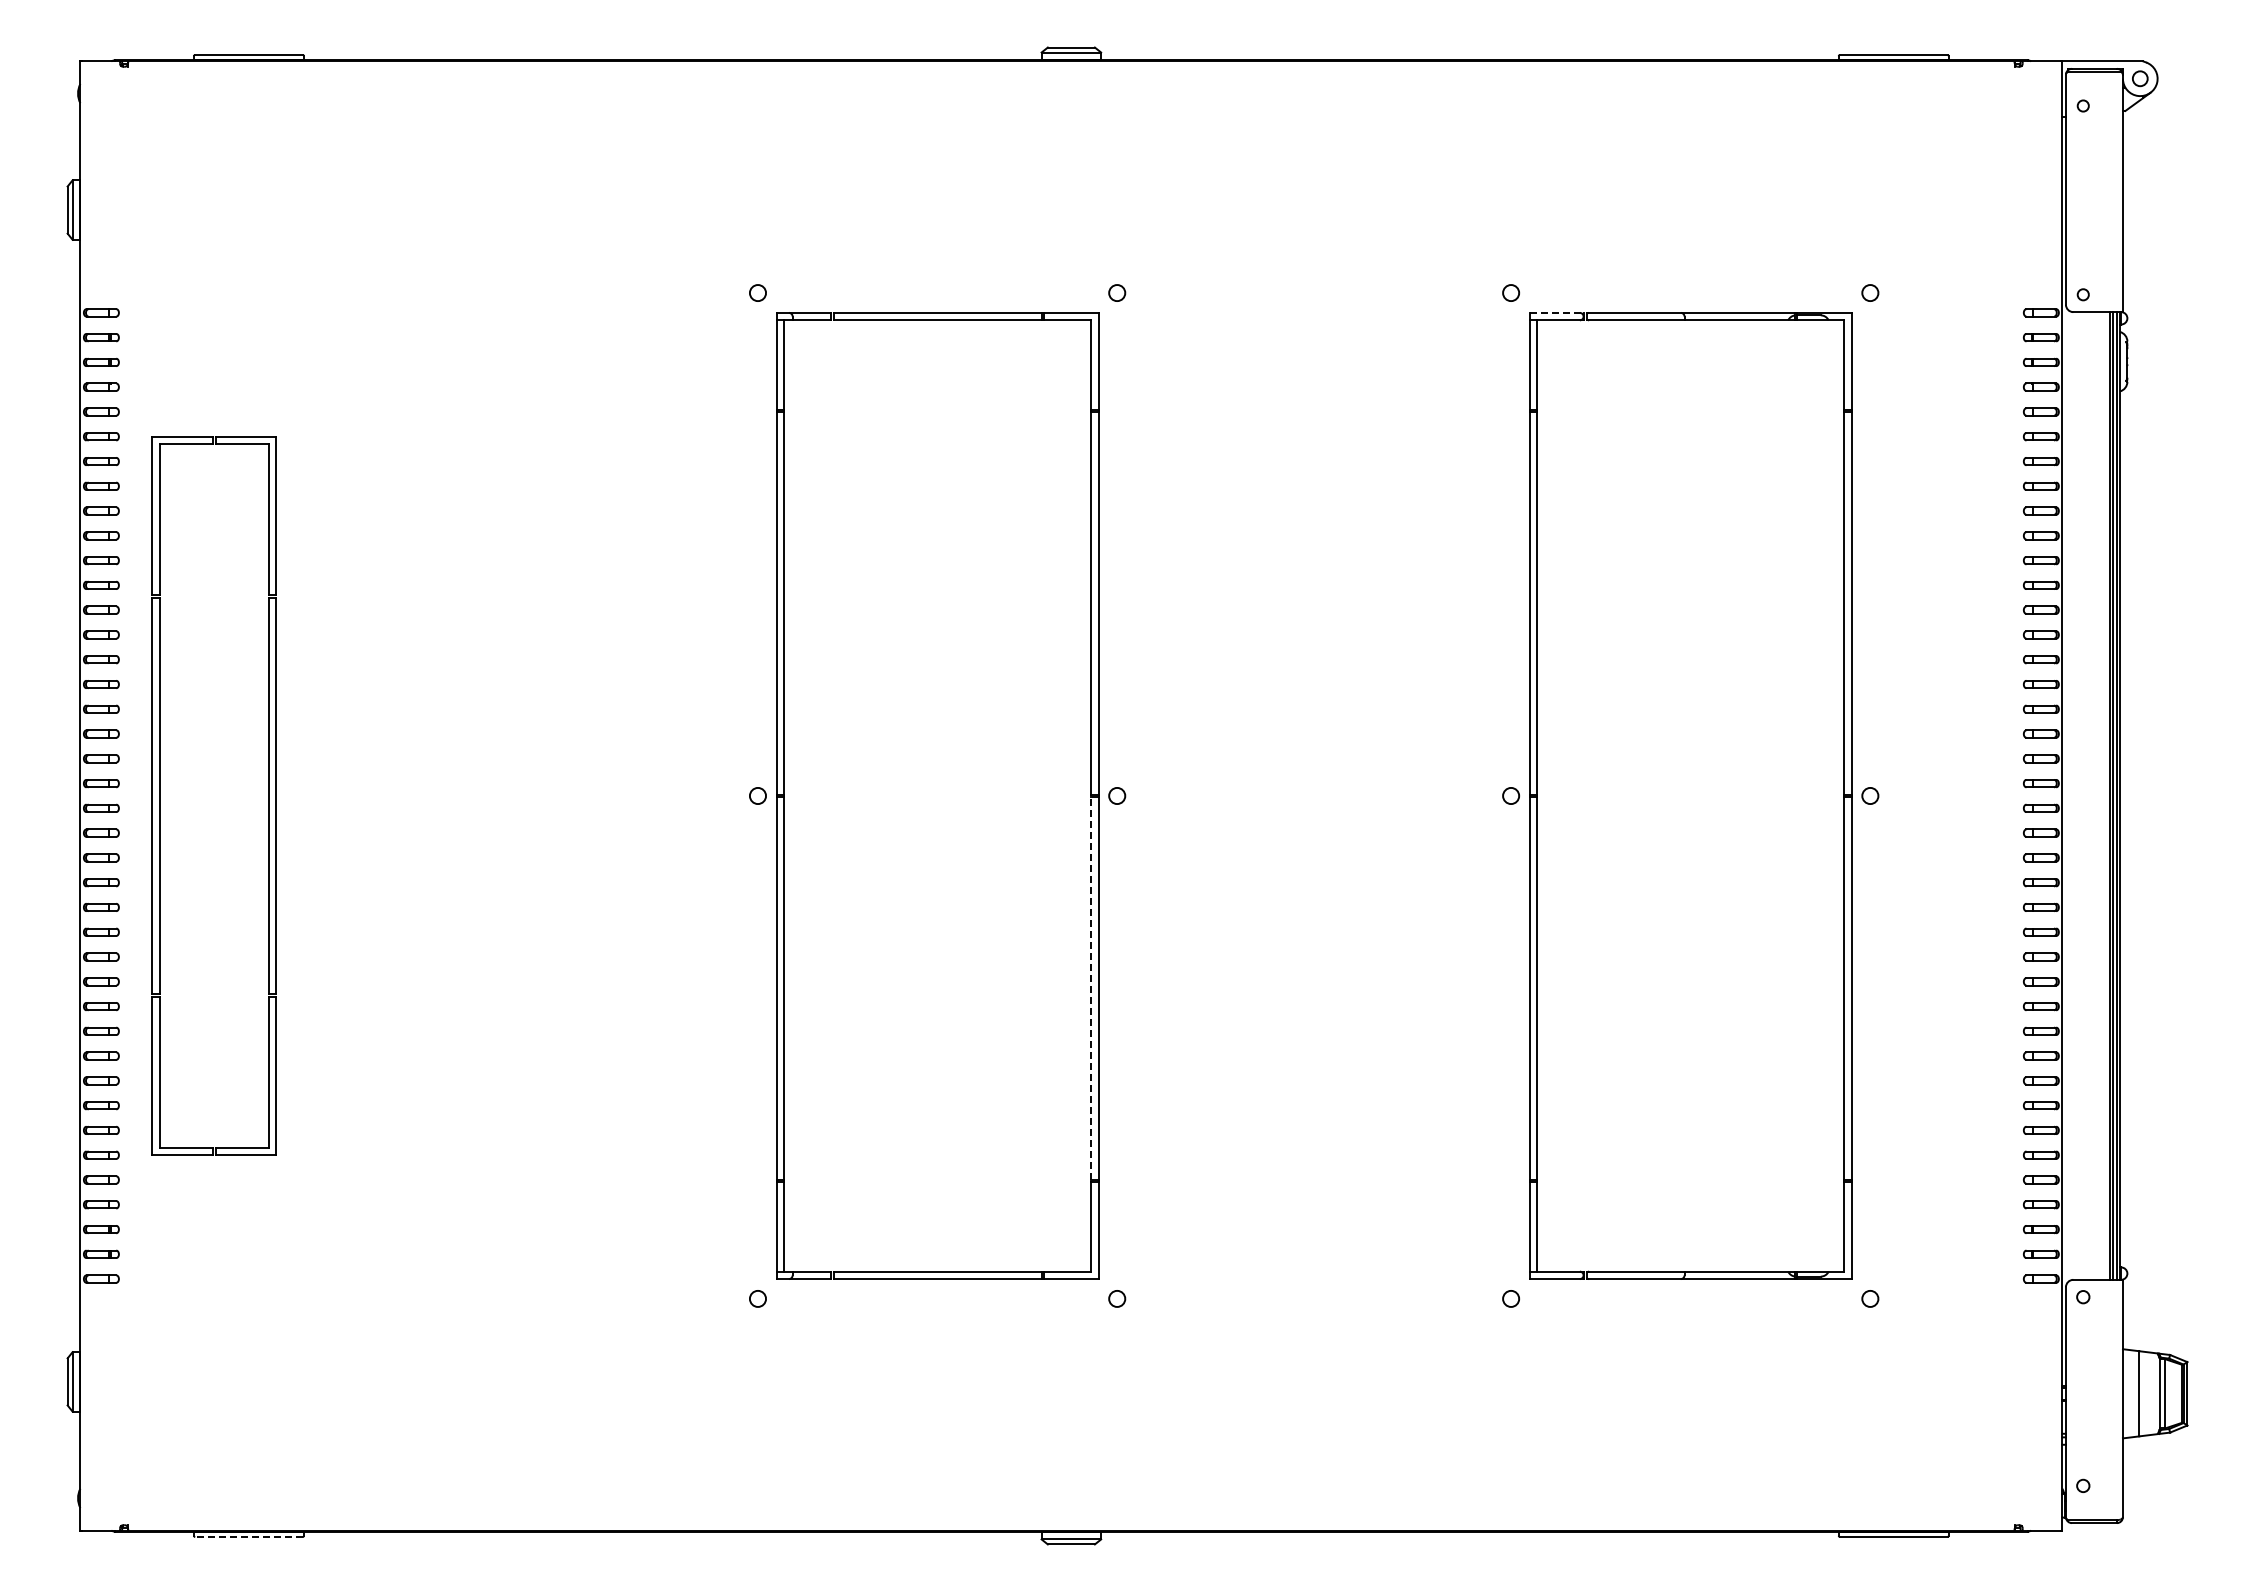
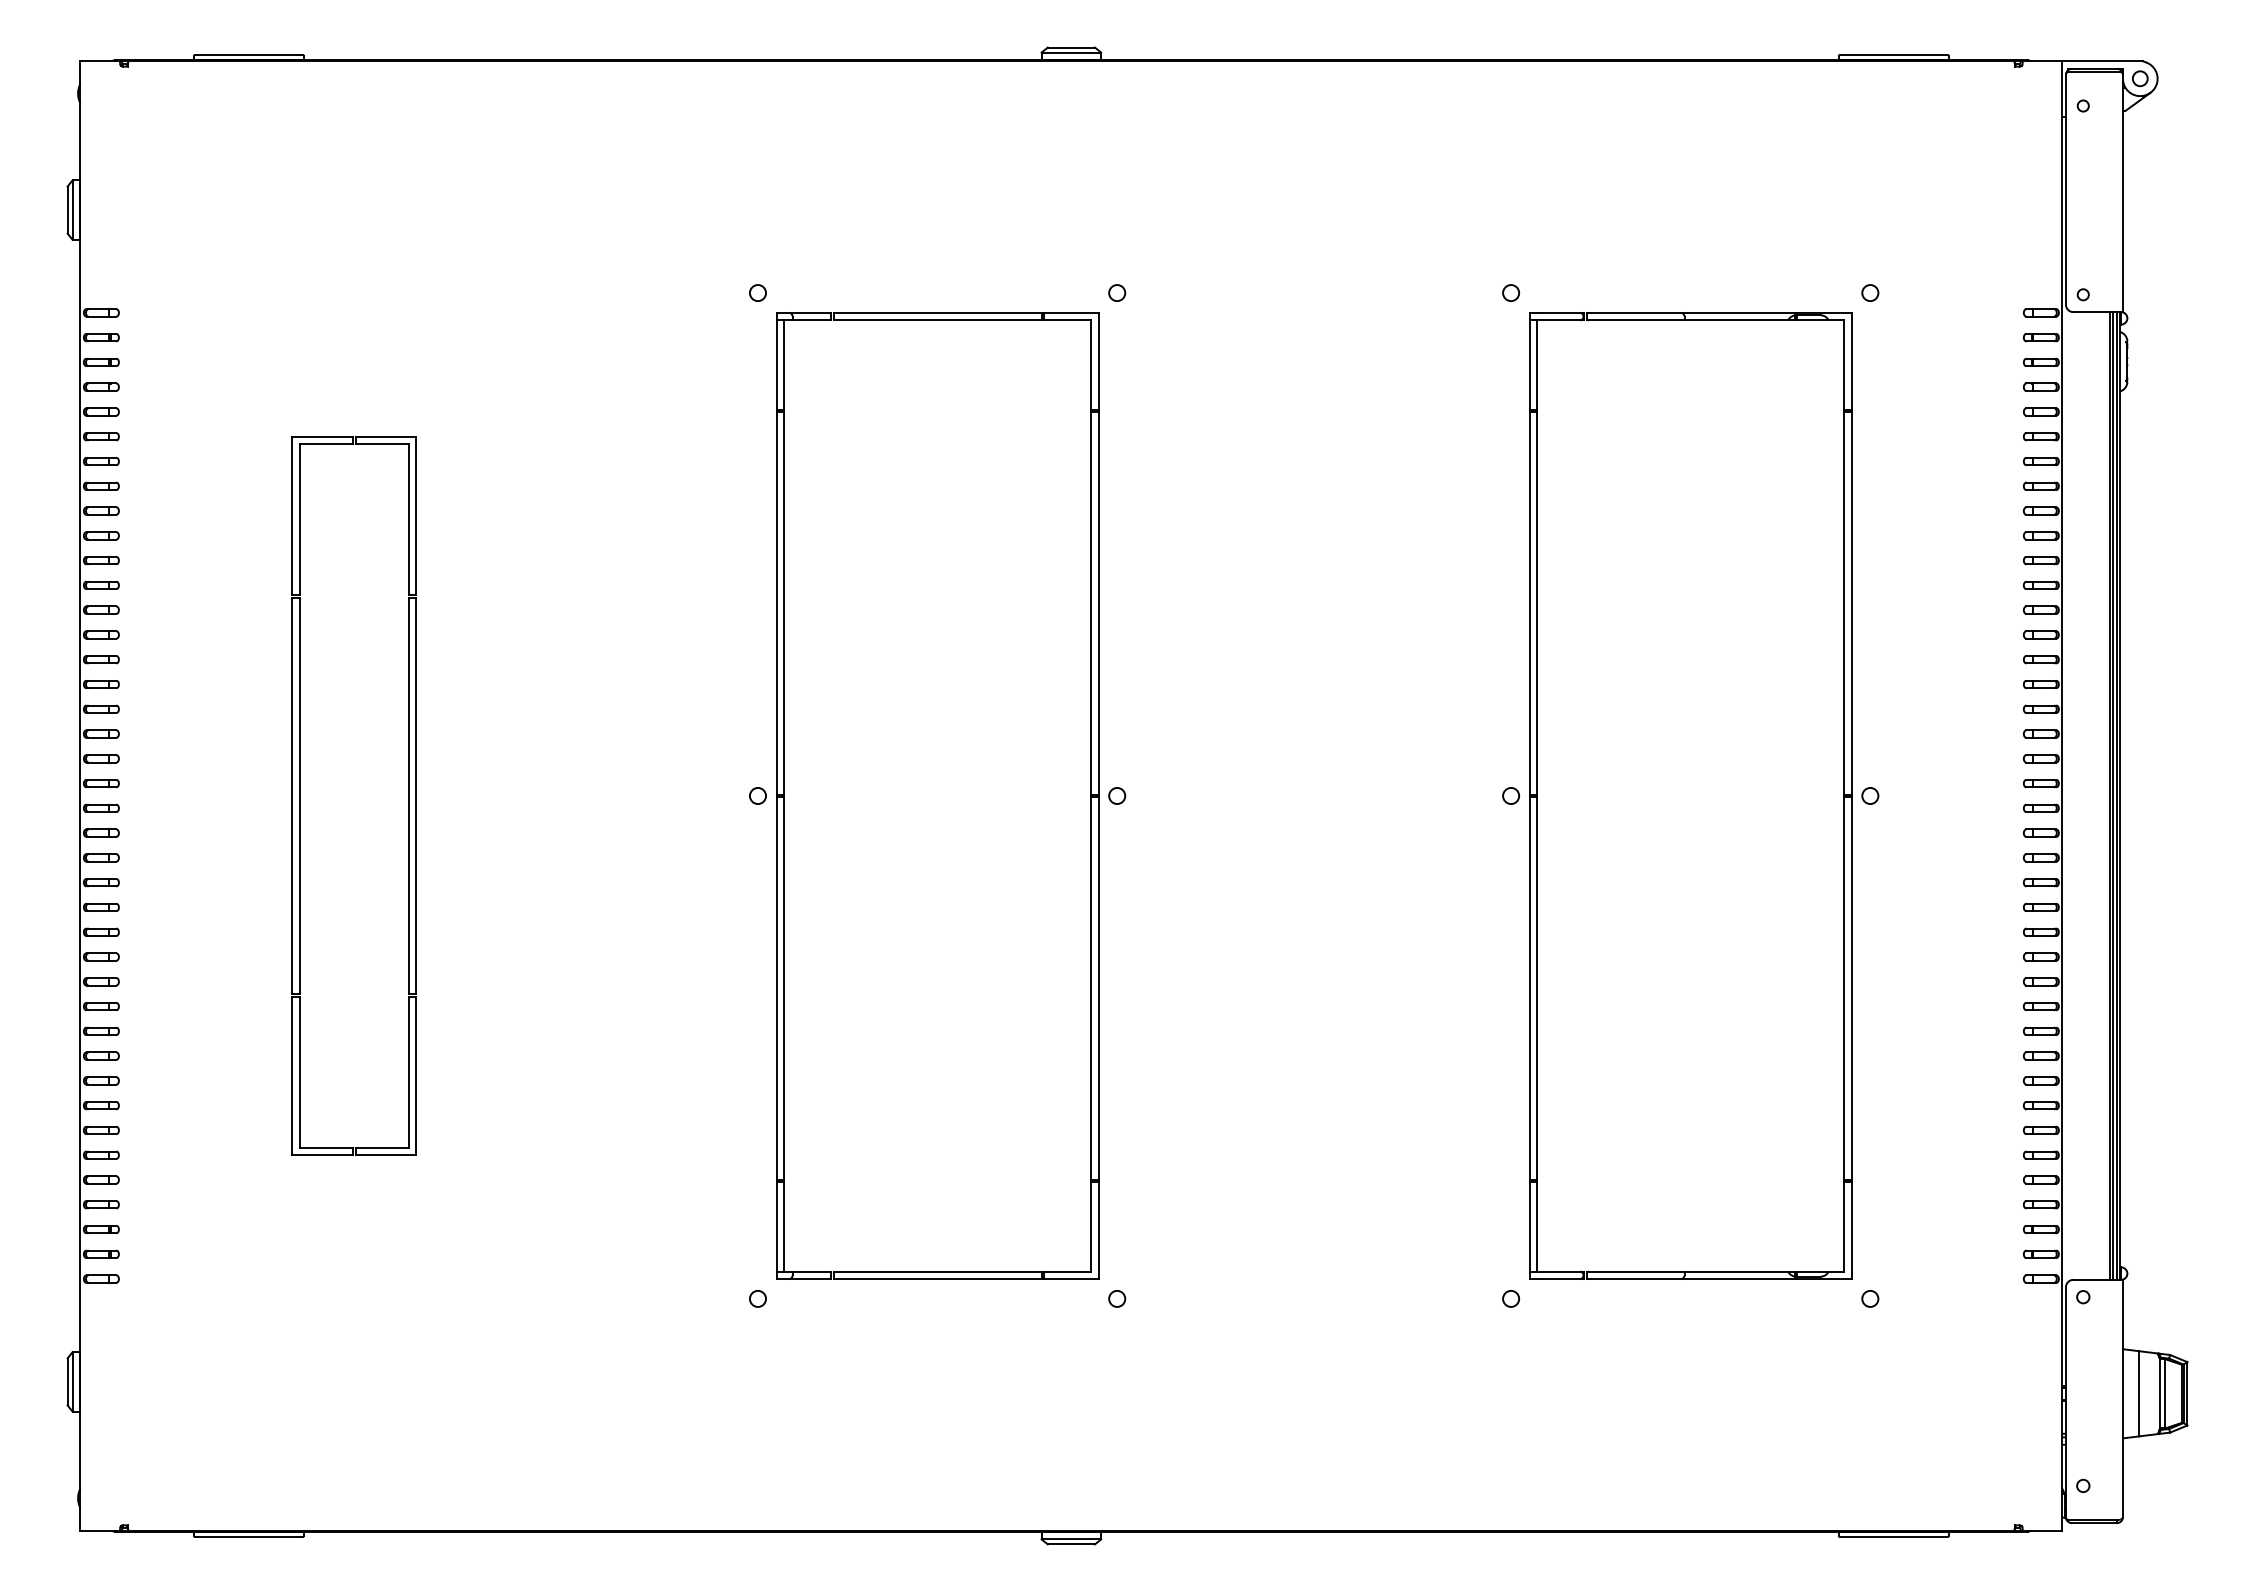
line: dashed -> solid (1557, 312)
part position: (160, 795) -> (300, 795) (300, 795)
line: dashed -> solid (1091, 988)
line: dashed -> solid (248, 1537)
